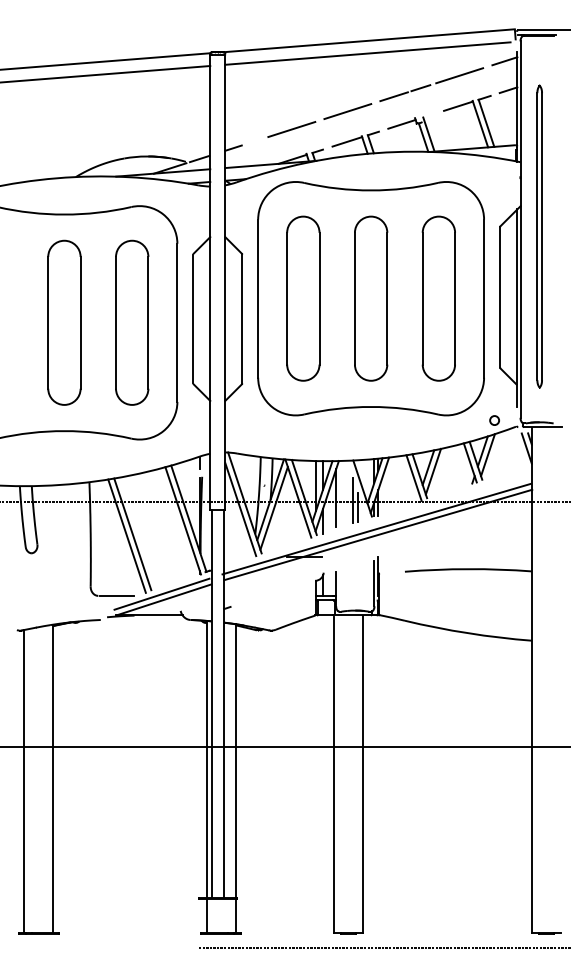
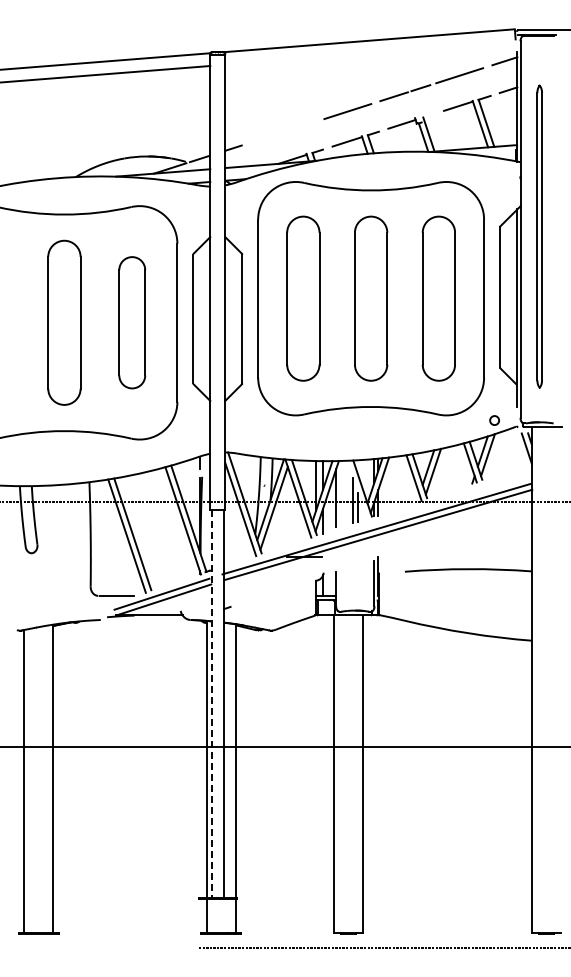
line: present -> none (367, 53)
line: present -> none (291, 129)
part size: 35x167 px -> 29x134 px (132, 322)
line: solid -> dashed (211, 704)
